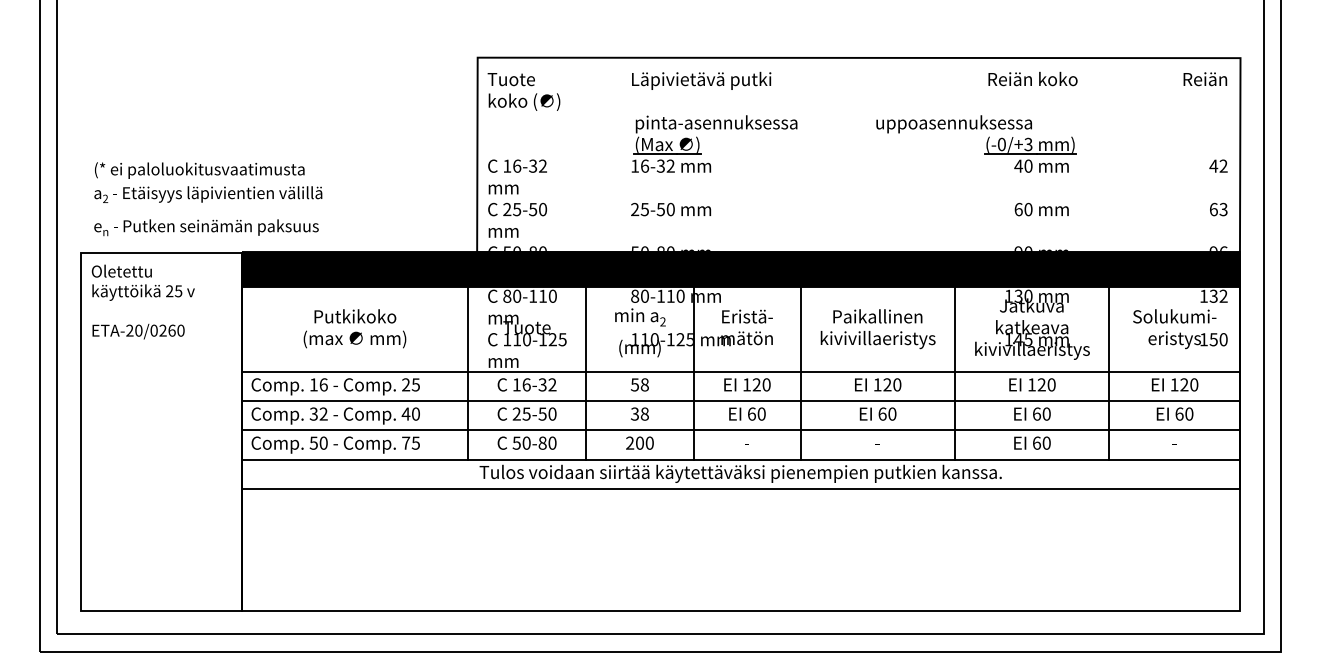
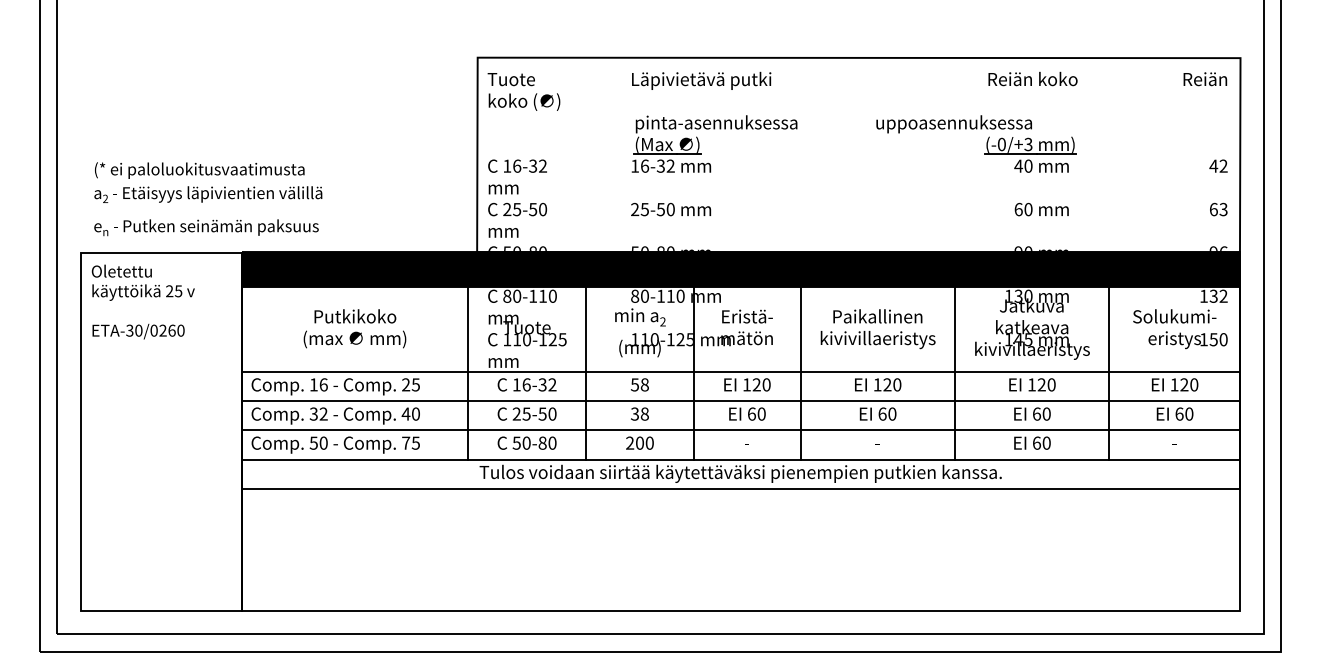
text: ETA-20/0260 -> ETA-30/0260 (129, 330)
